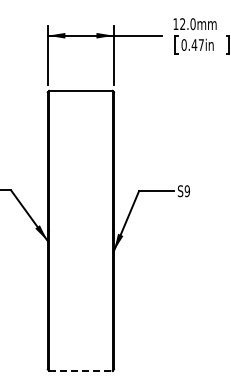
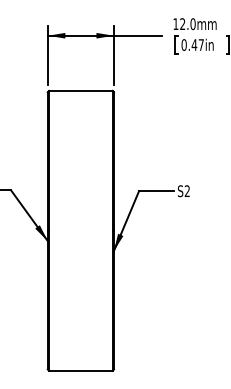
text: S9 -> S2 (186, 191)
line: dashed -> solid (80, 370)
